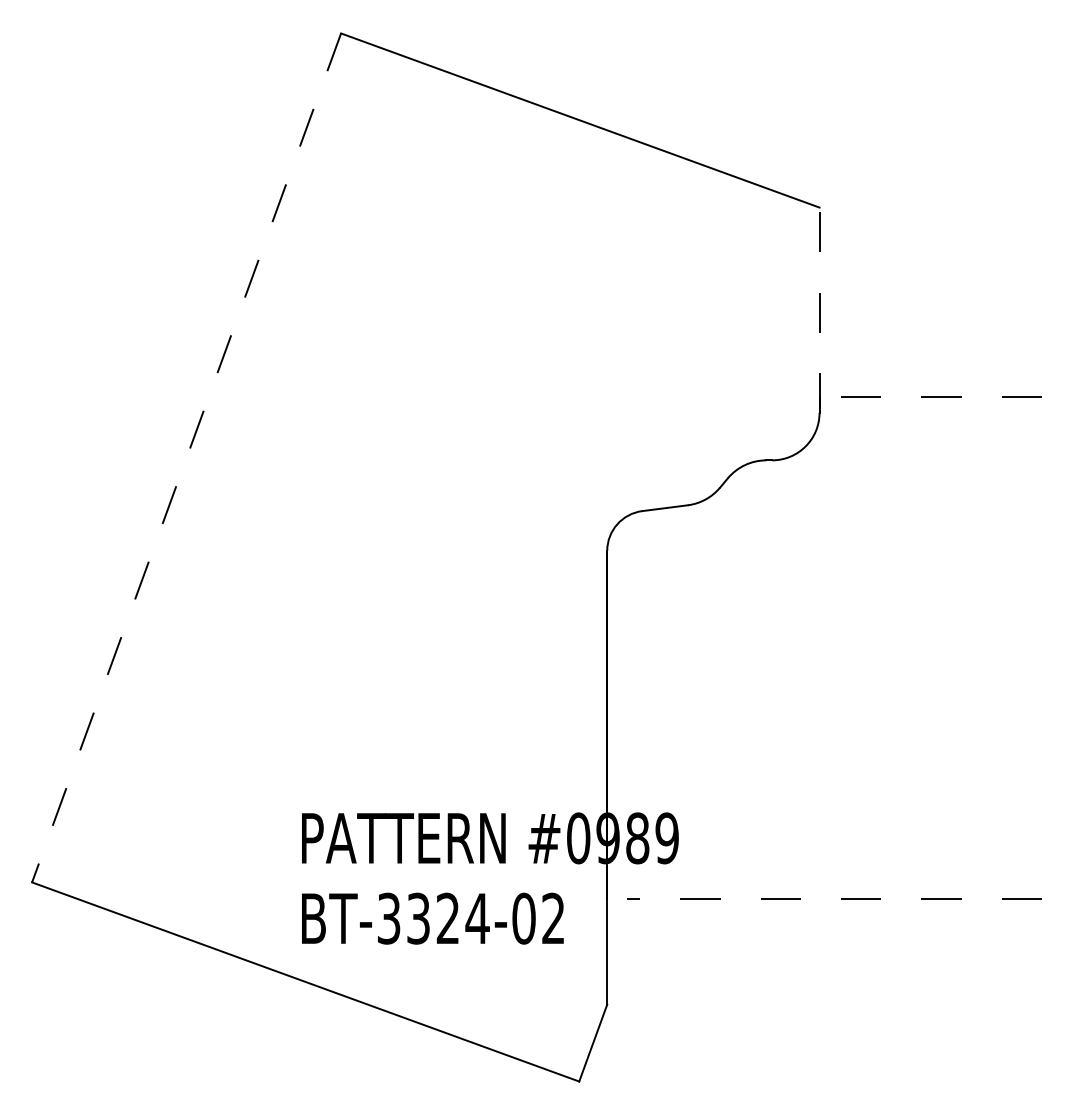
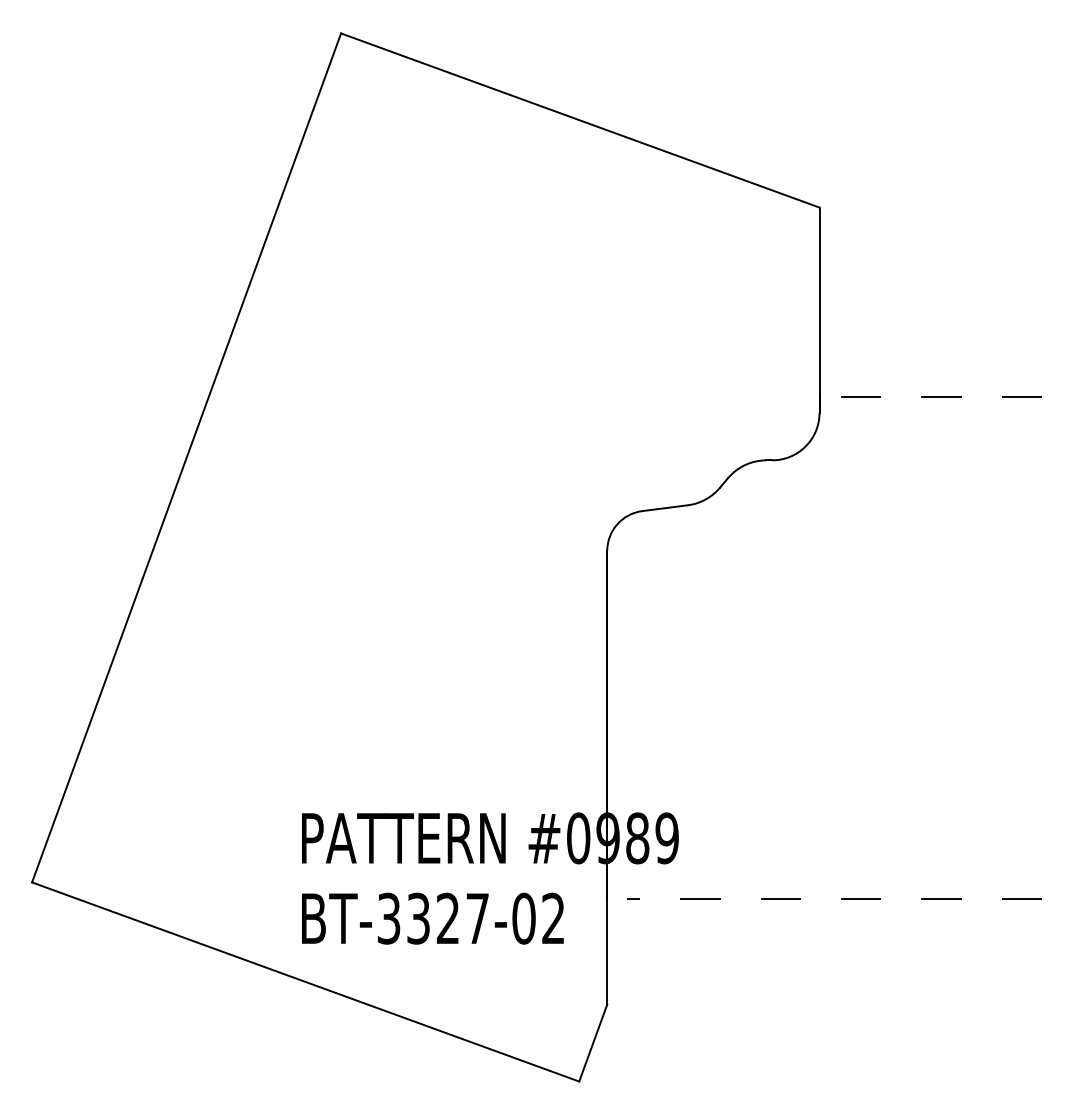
line: dashed -> solid (819, 310)
line: dashed -> solid (186, 457)
text: BT-3324-02 -> BT-3327-02 (477, 918)
